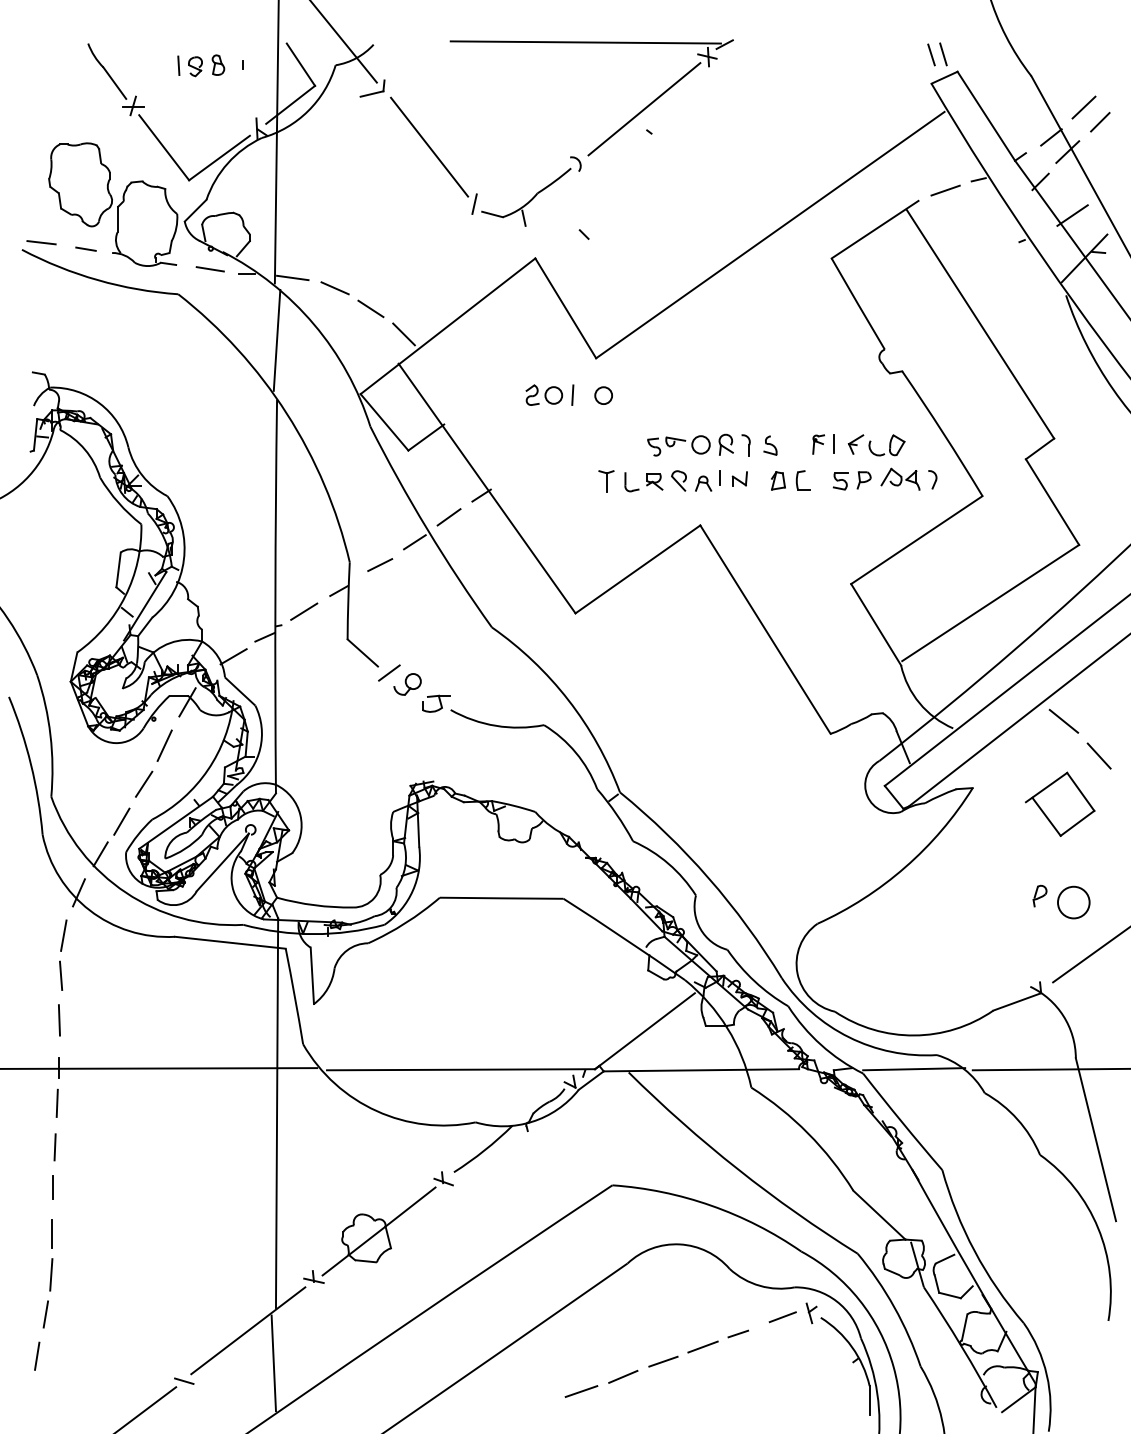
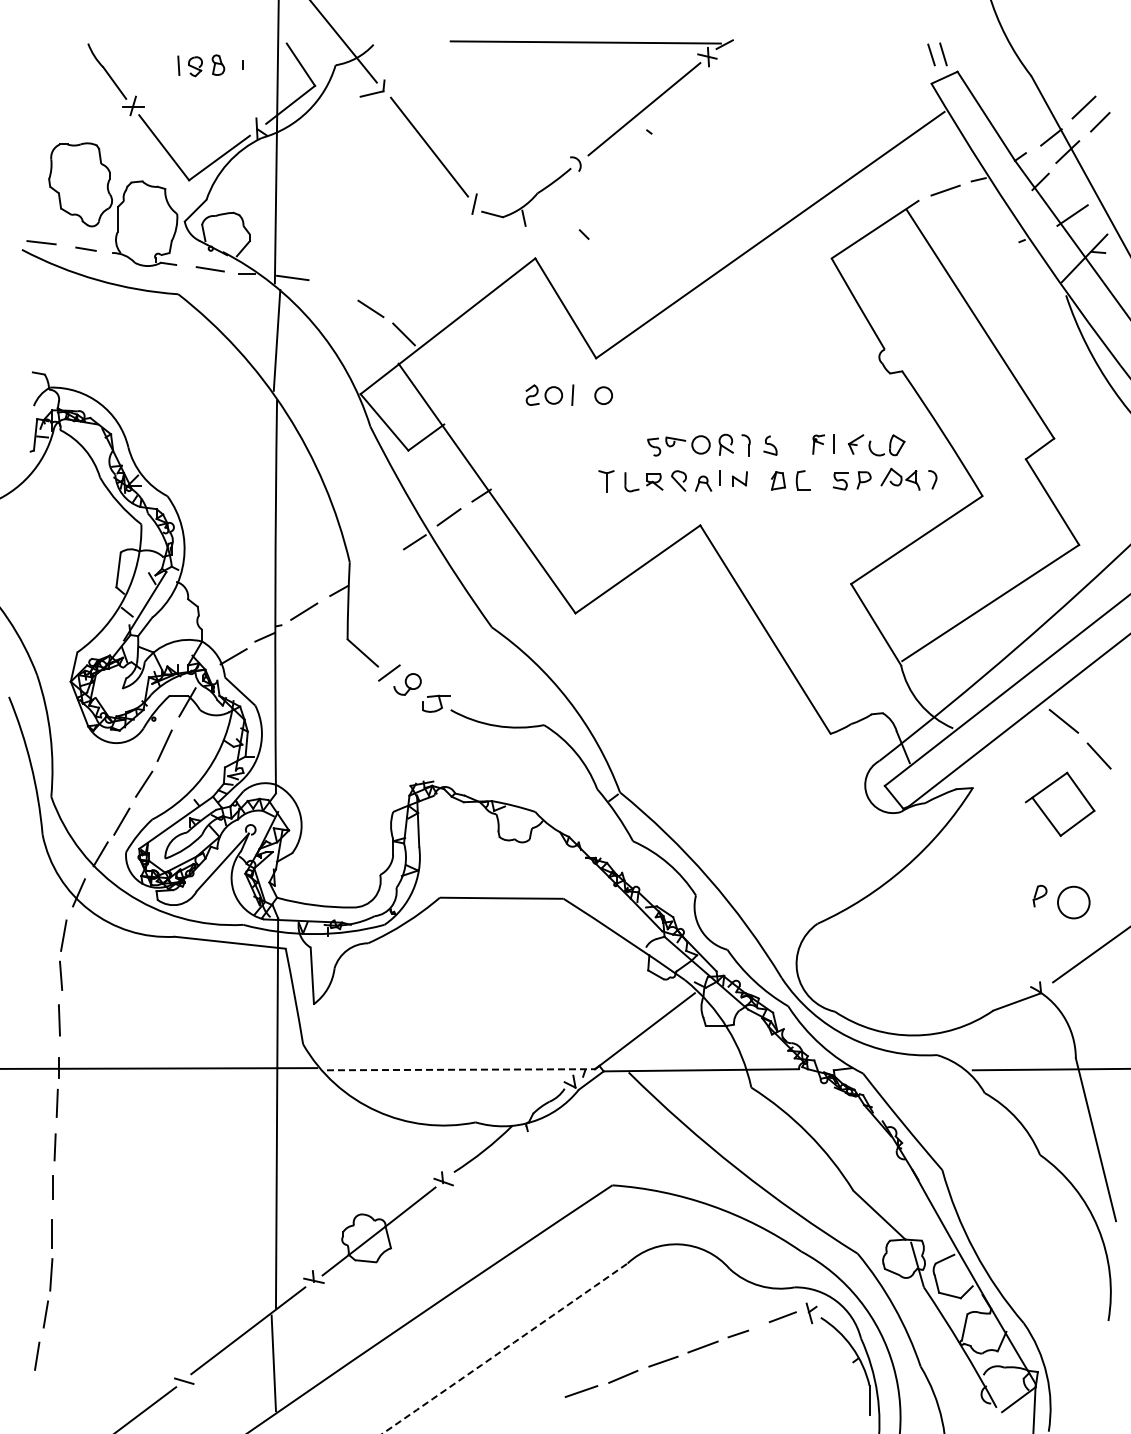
line: present -> none (334, 288)
line: present -> none (380, 564)
line: solid -> dashed (461, 1069)
line: present -> none (914, 1069)
arc: solid -> dashed (504, 1349)
